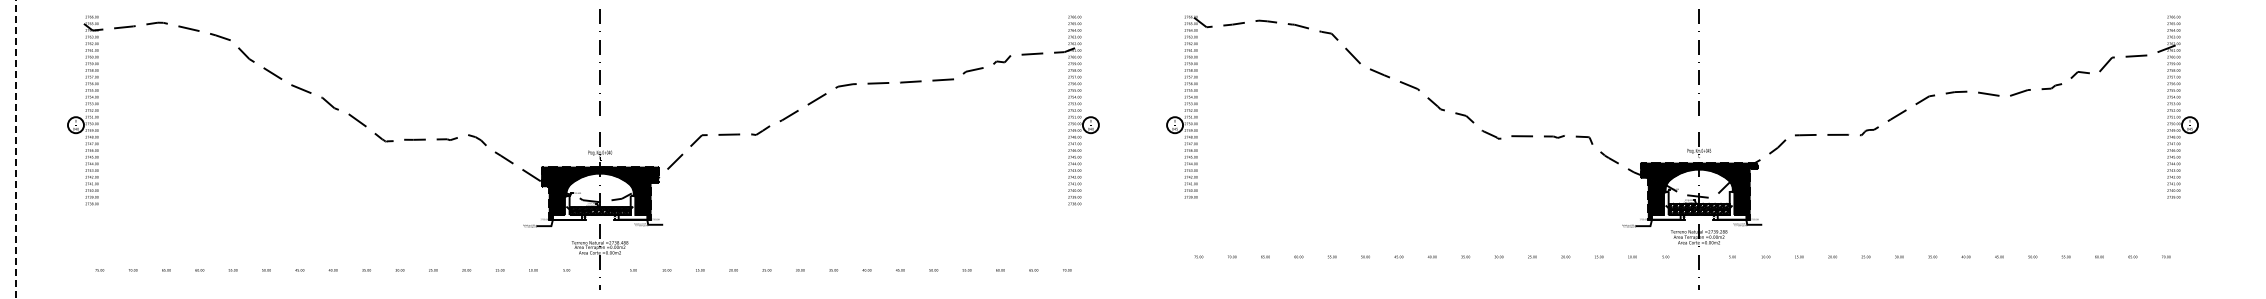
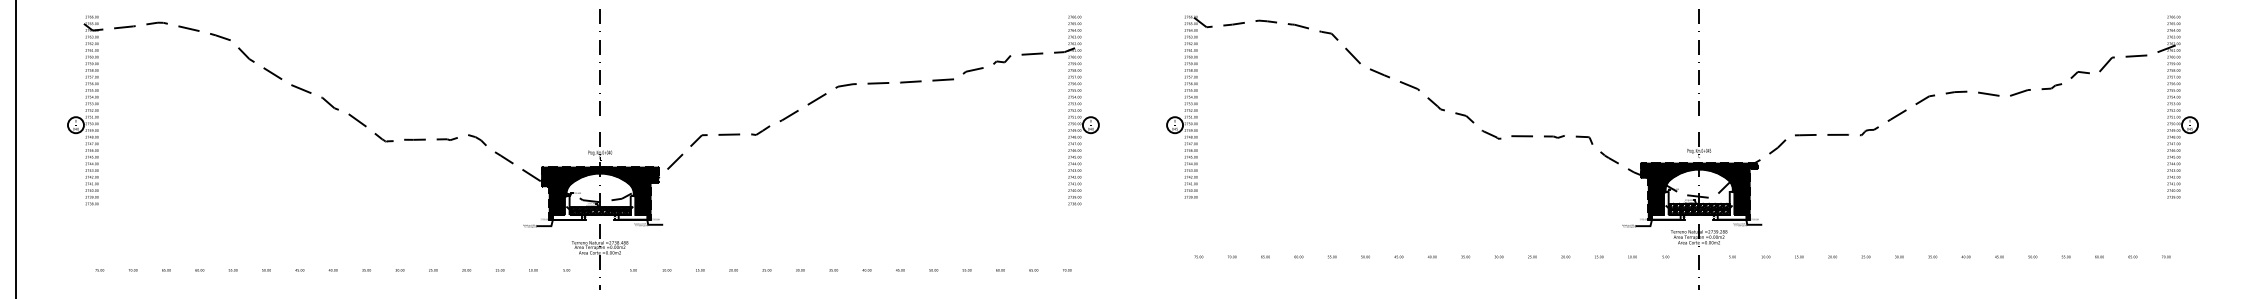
line: dashed -> solid (15, 149)
